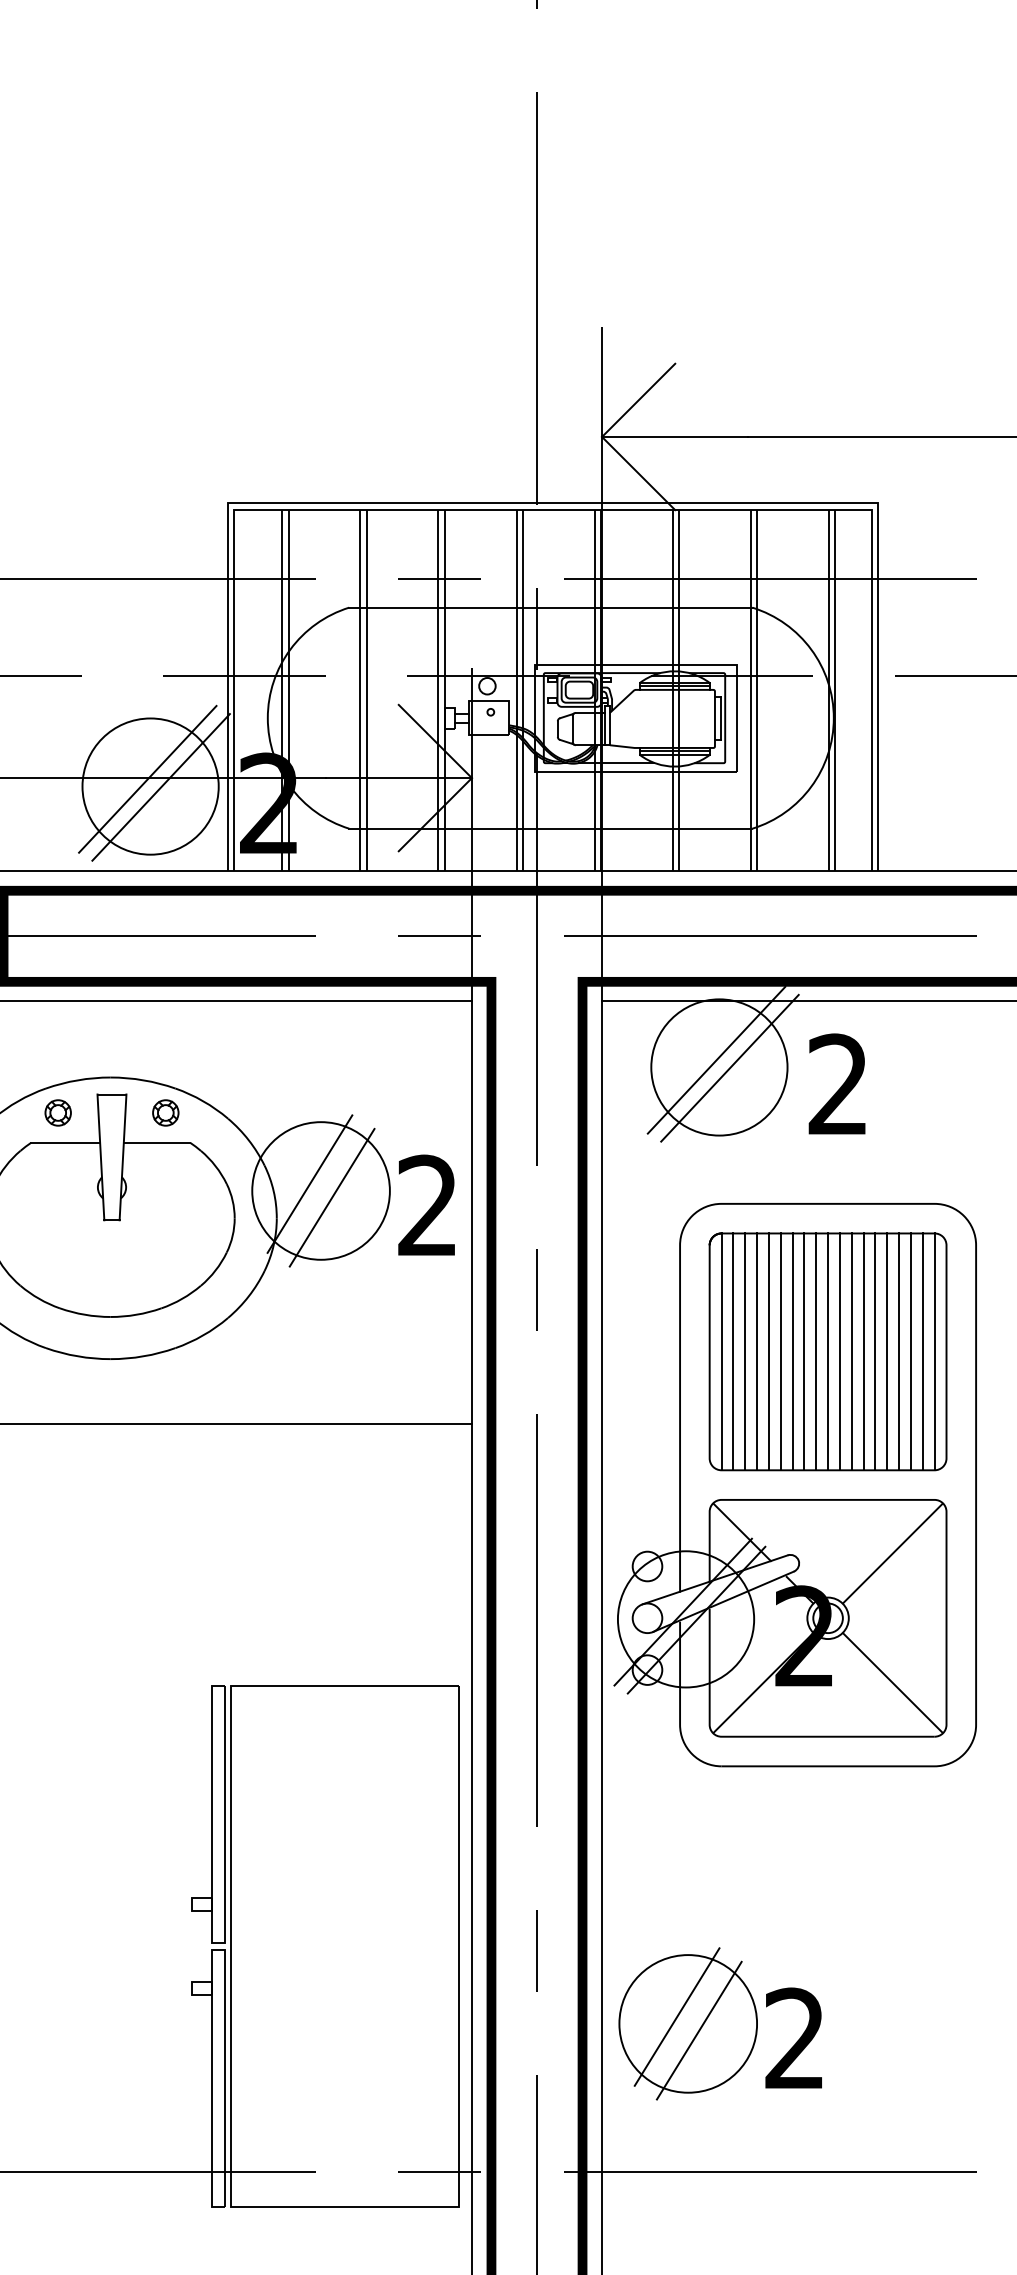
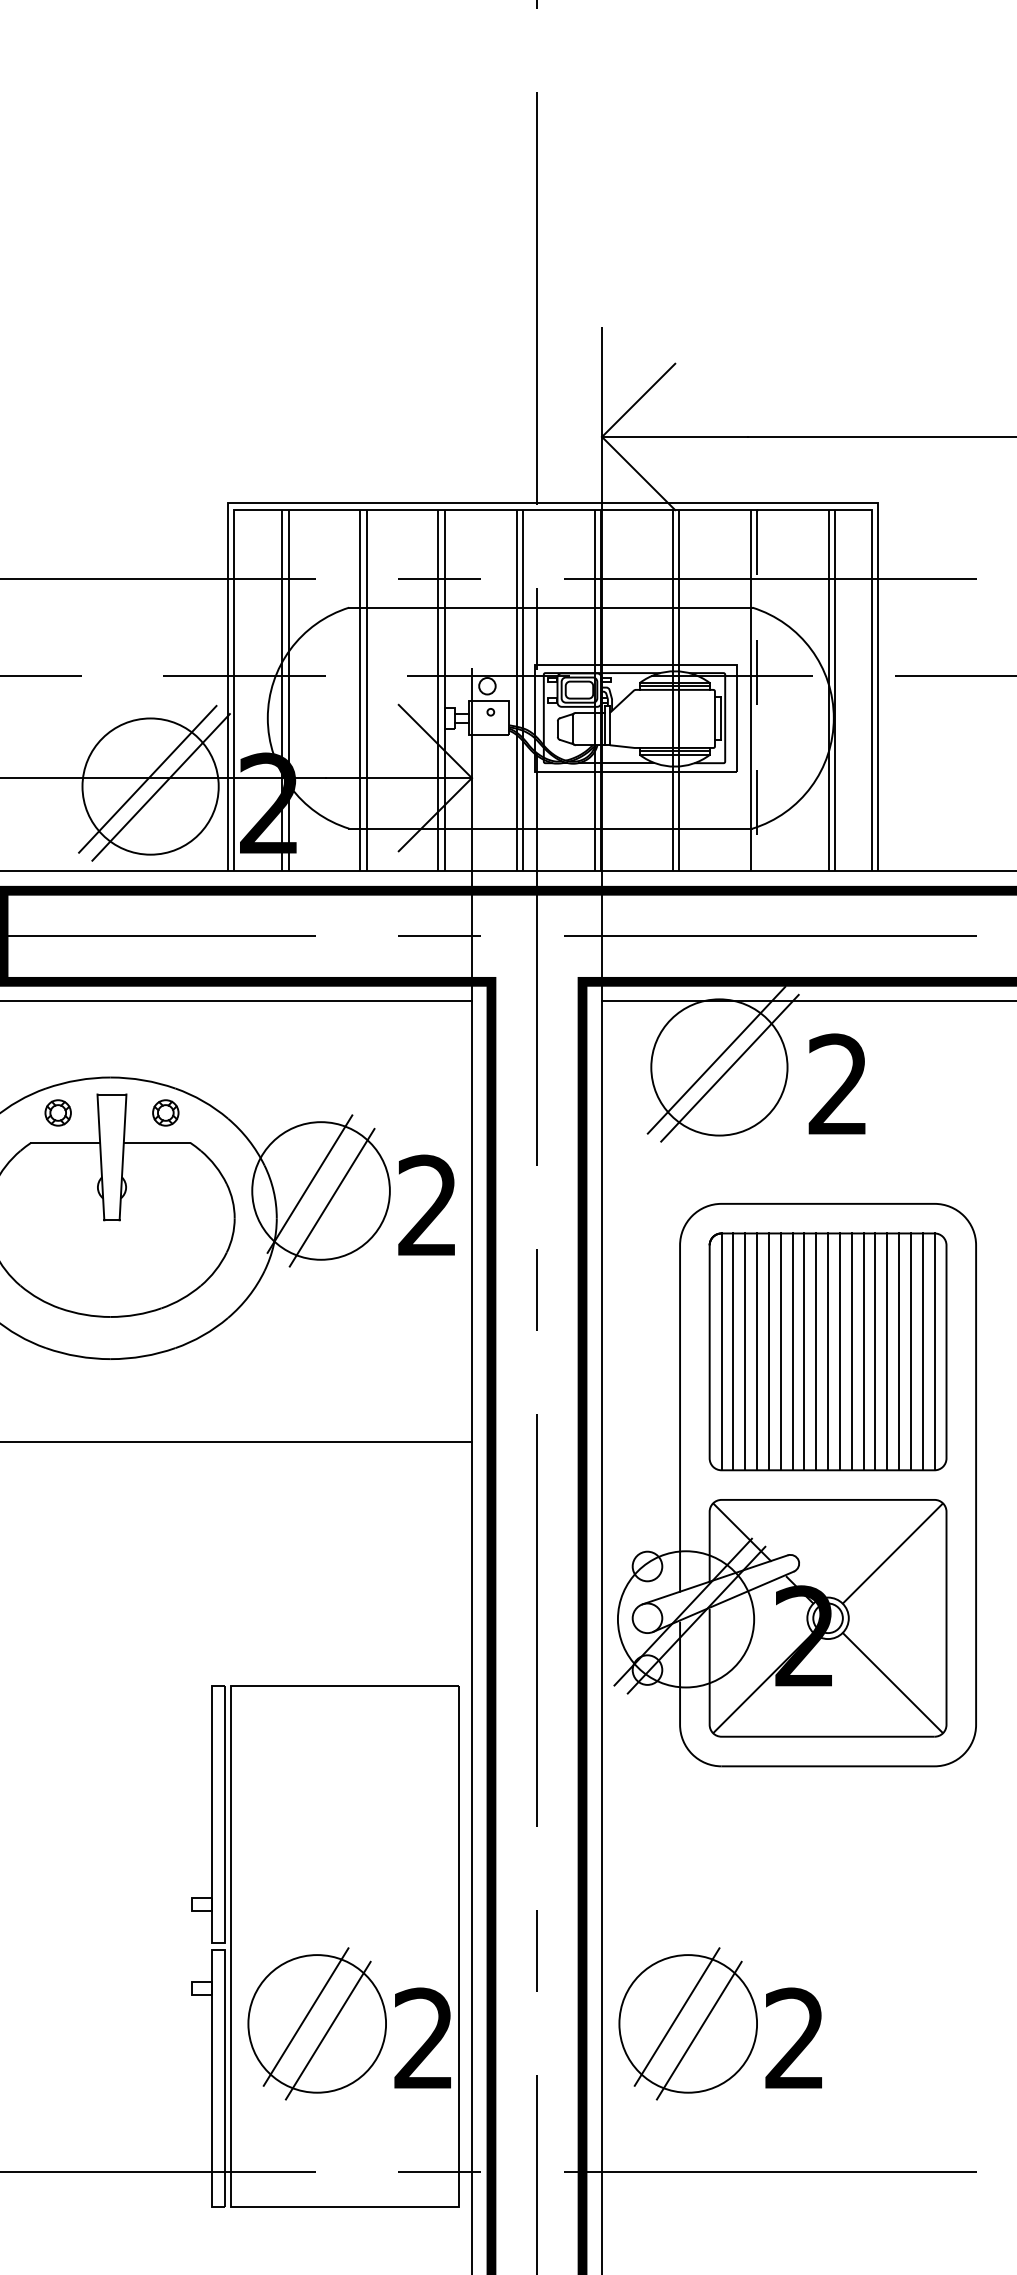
line: solid -> dashed (757, 689)
line position: (236, 1424) -> (236, 1442) (236, 1442)
part: none -> present (348, 2023)
